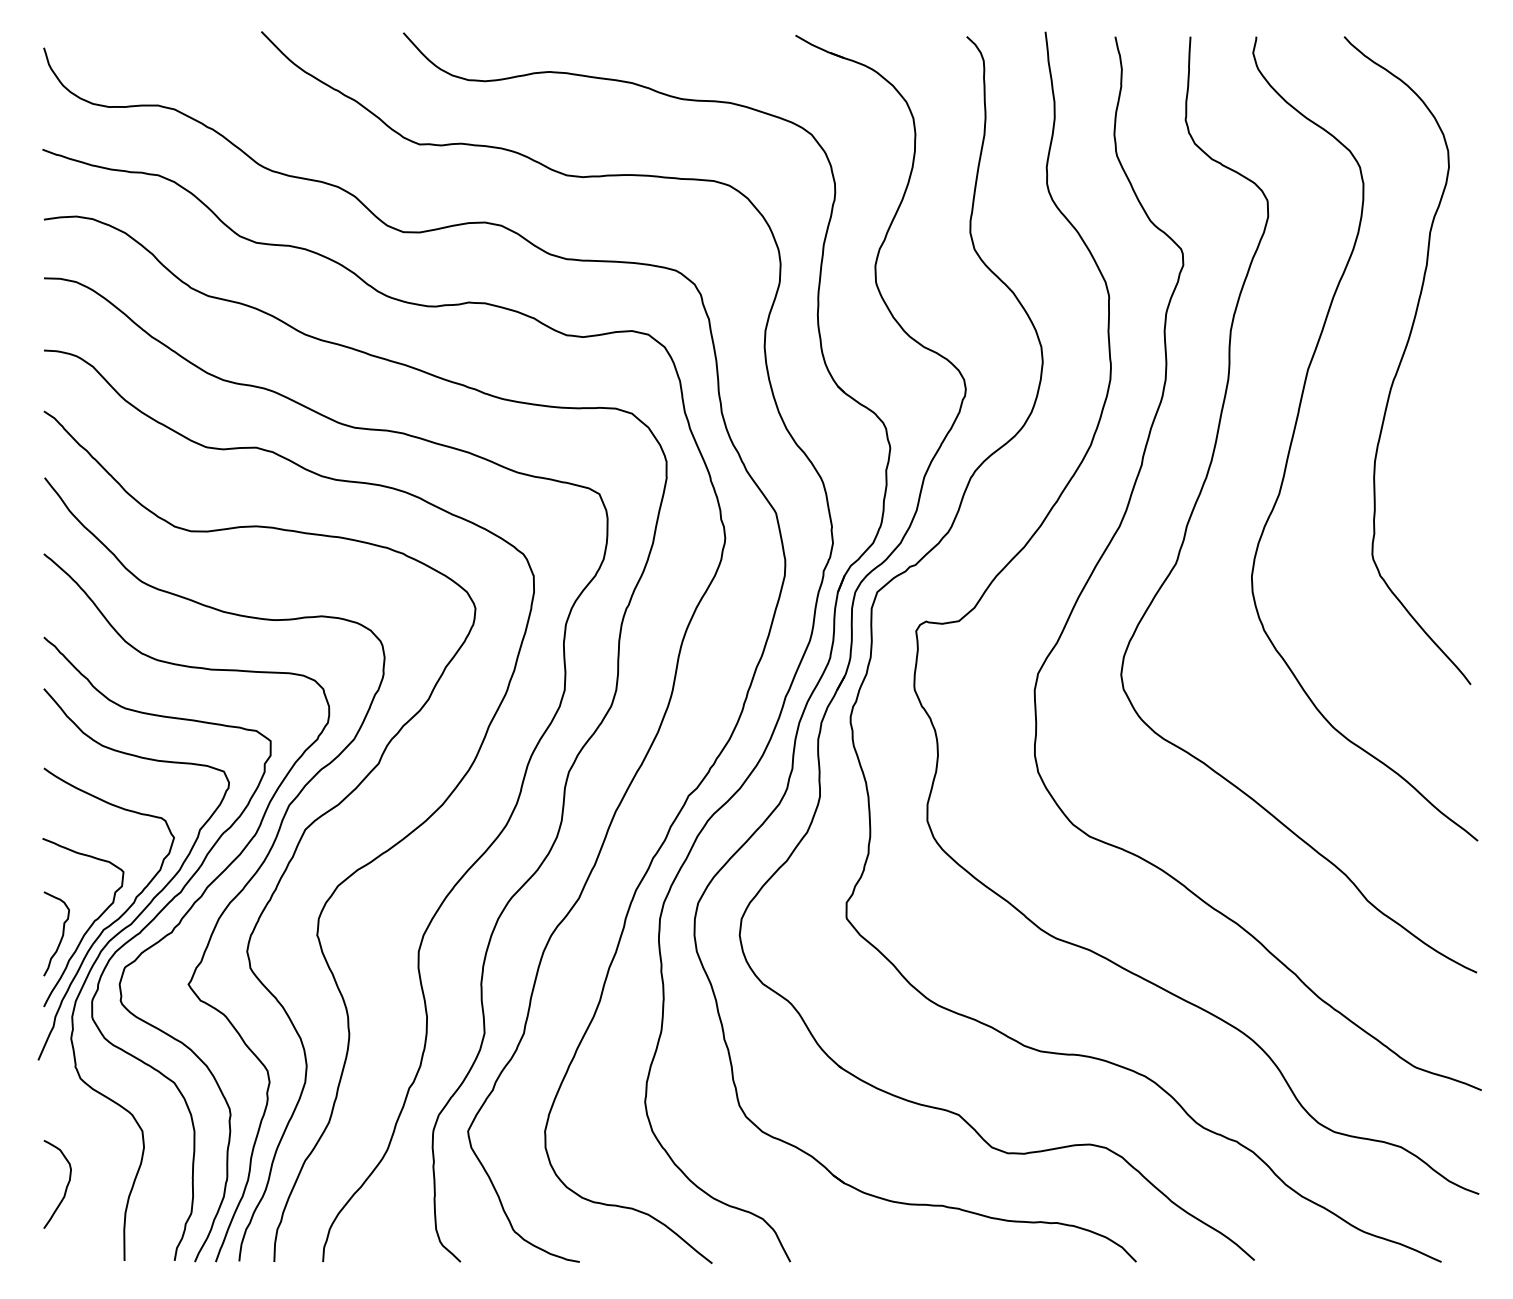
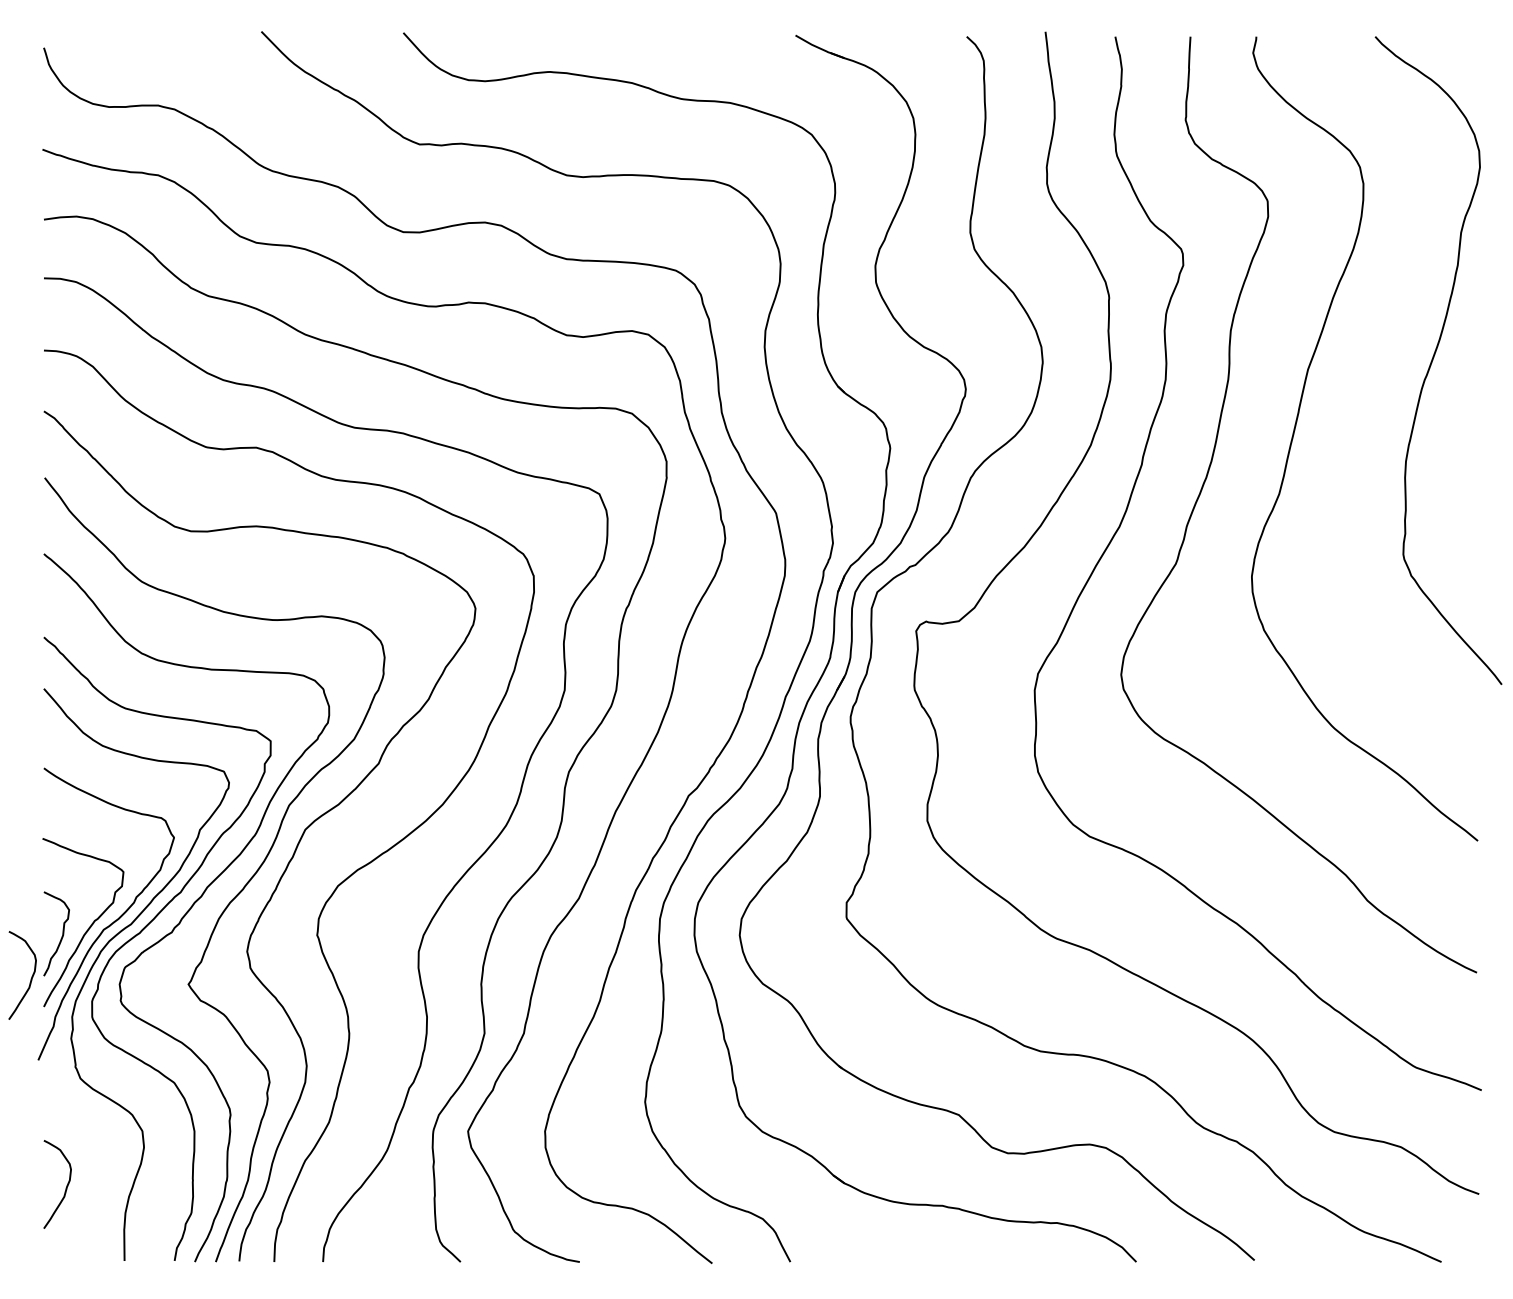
curve position: (1403, 357) -> (1434, 357) (1434, 357)
curve: none -> present (30, 979)
